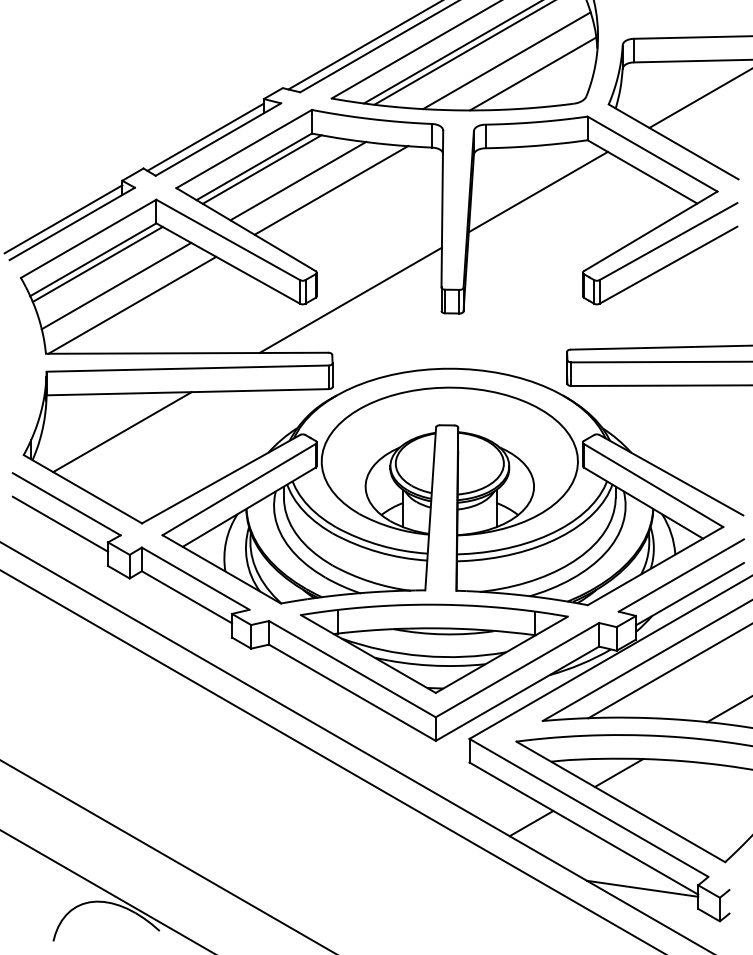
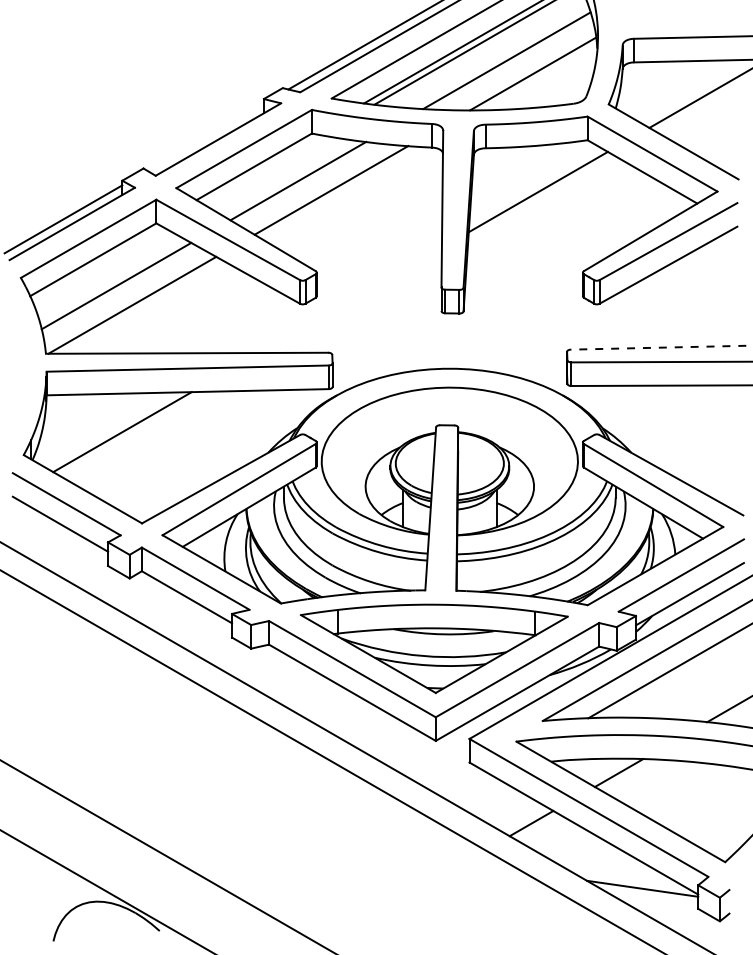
line: present -> none (205, 136)
line: present -> none (261, 169)
line: present -> none (97, 263)
line: present -> none (350, 300)
line: solid -> dashed (661, 347)
